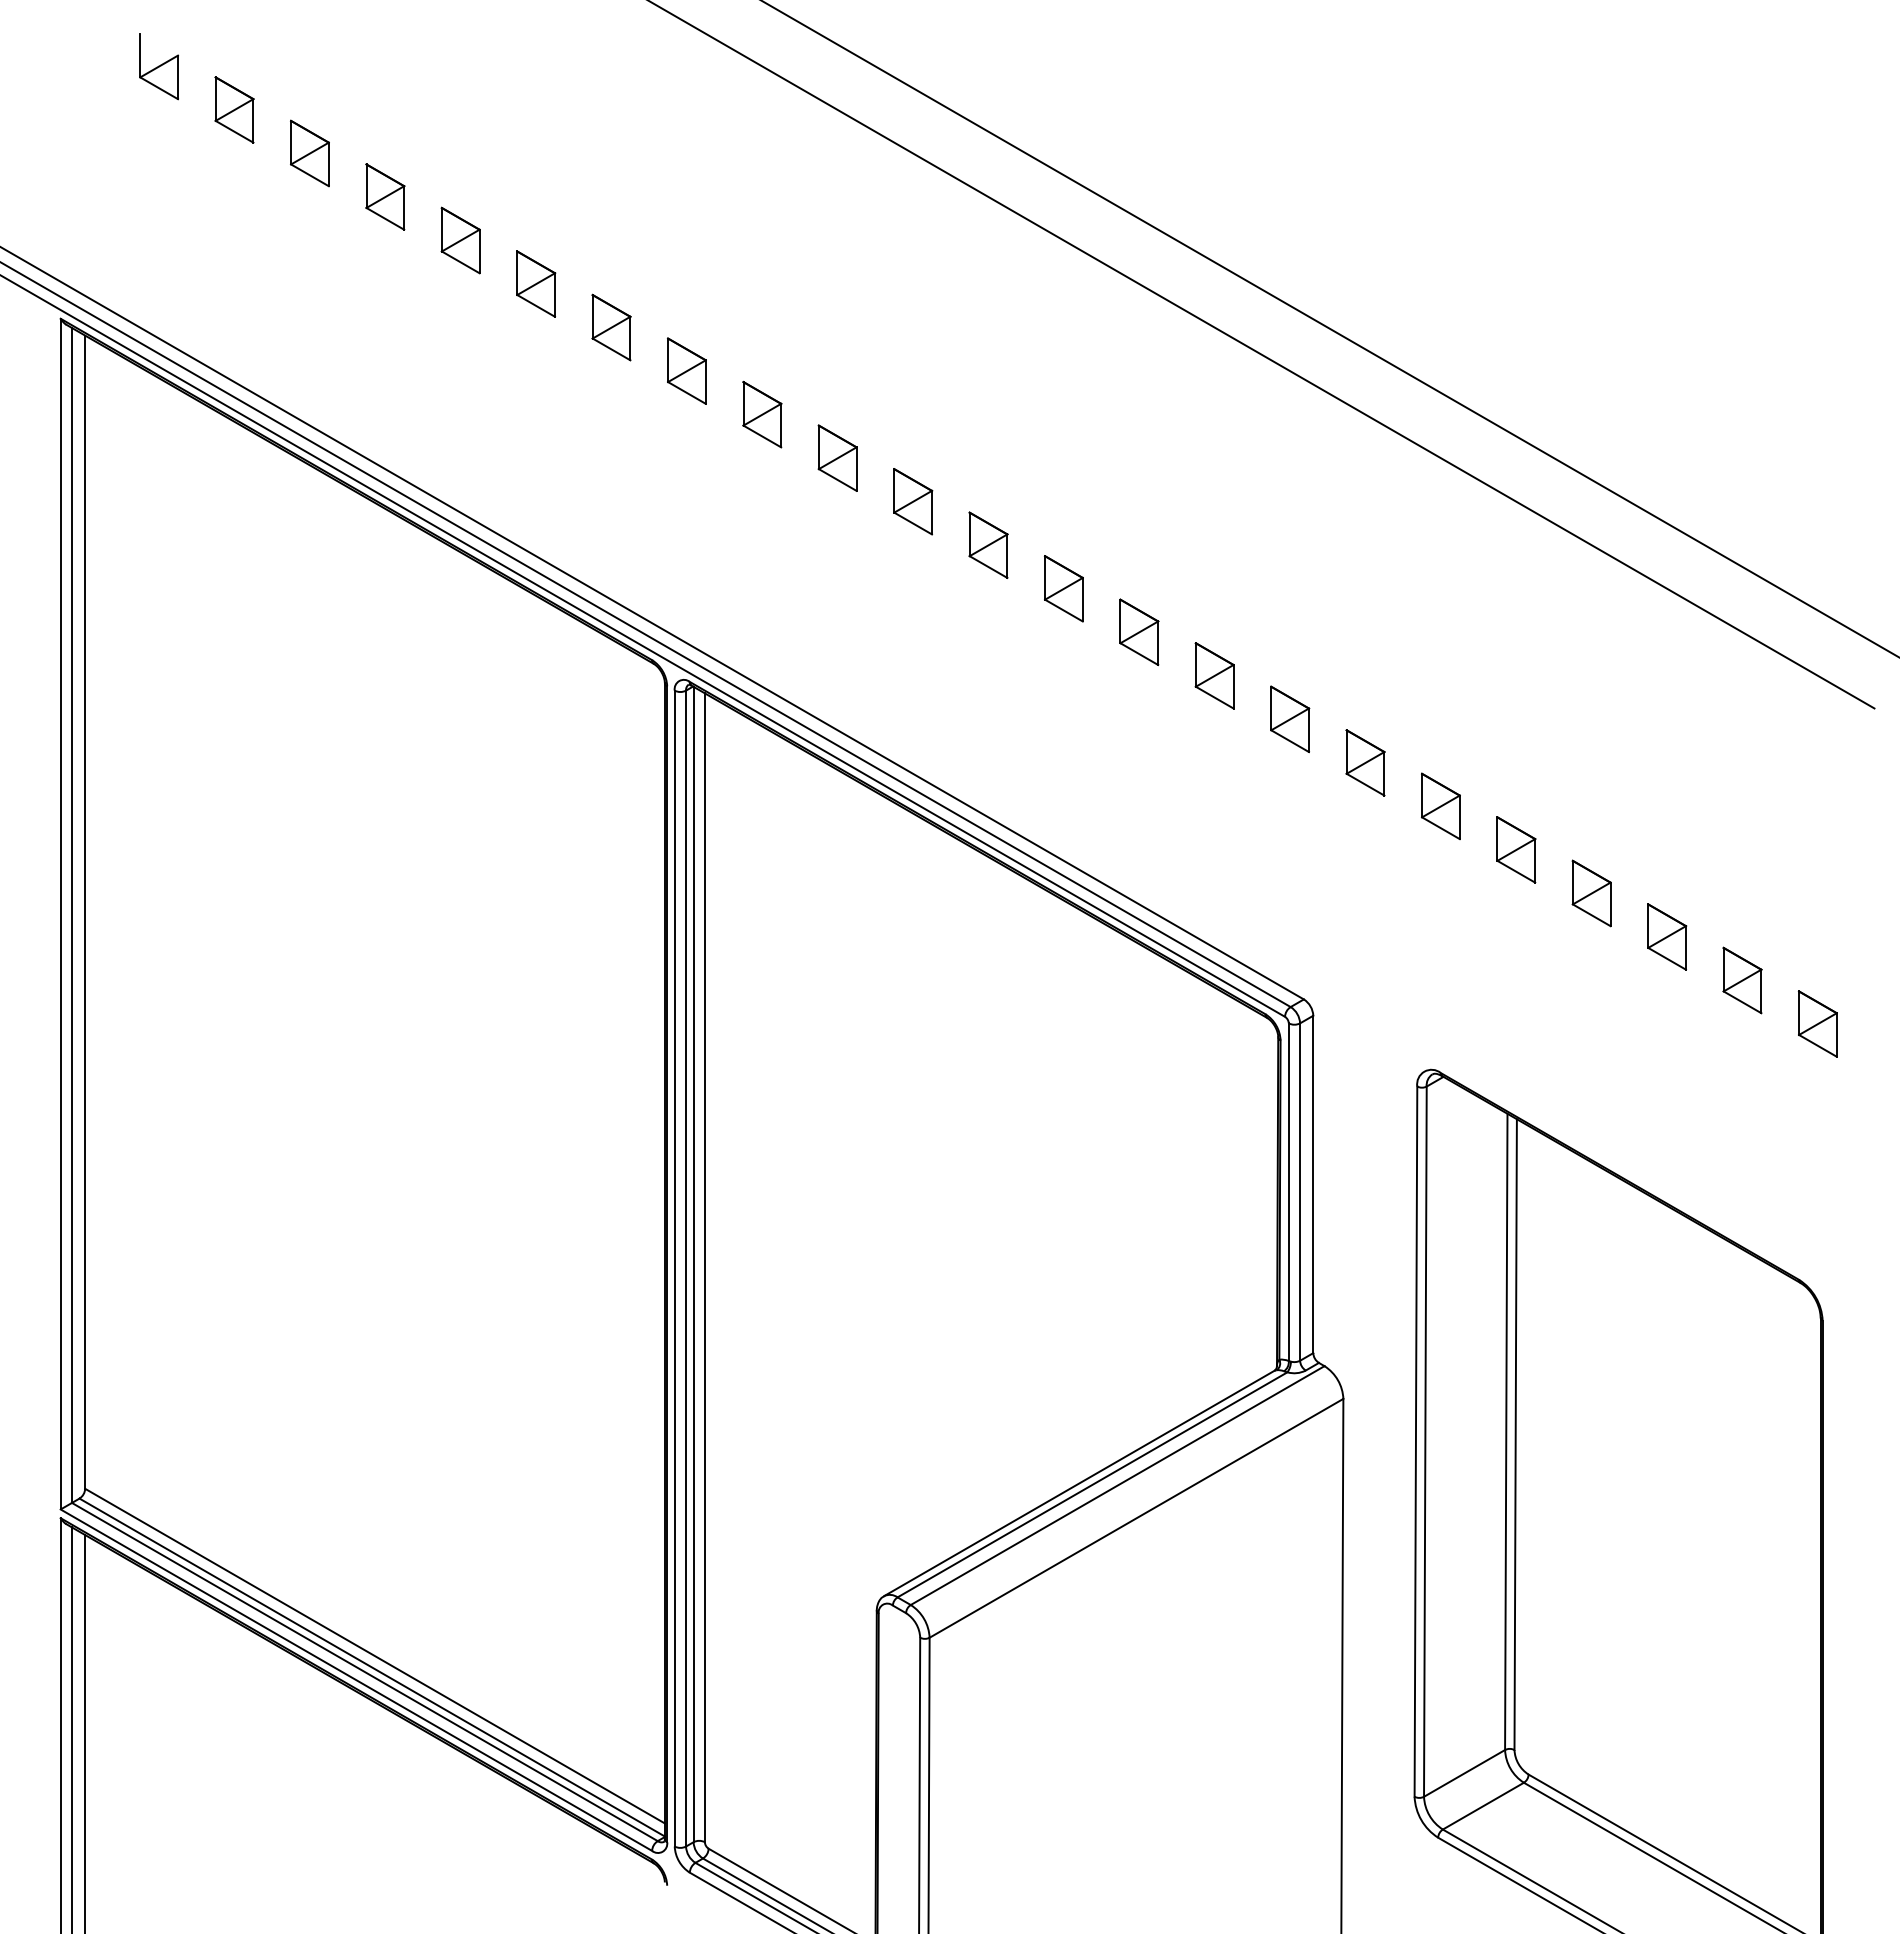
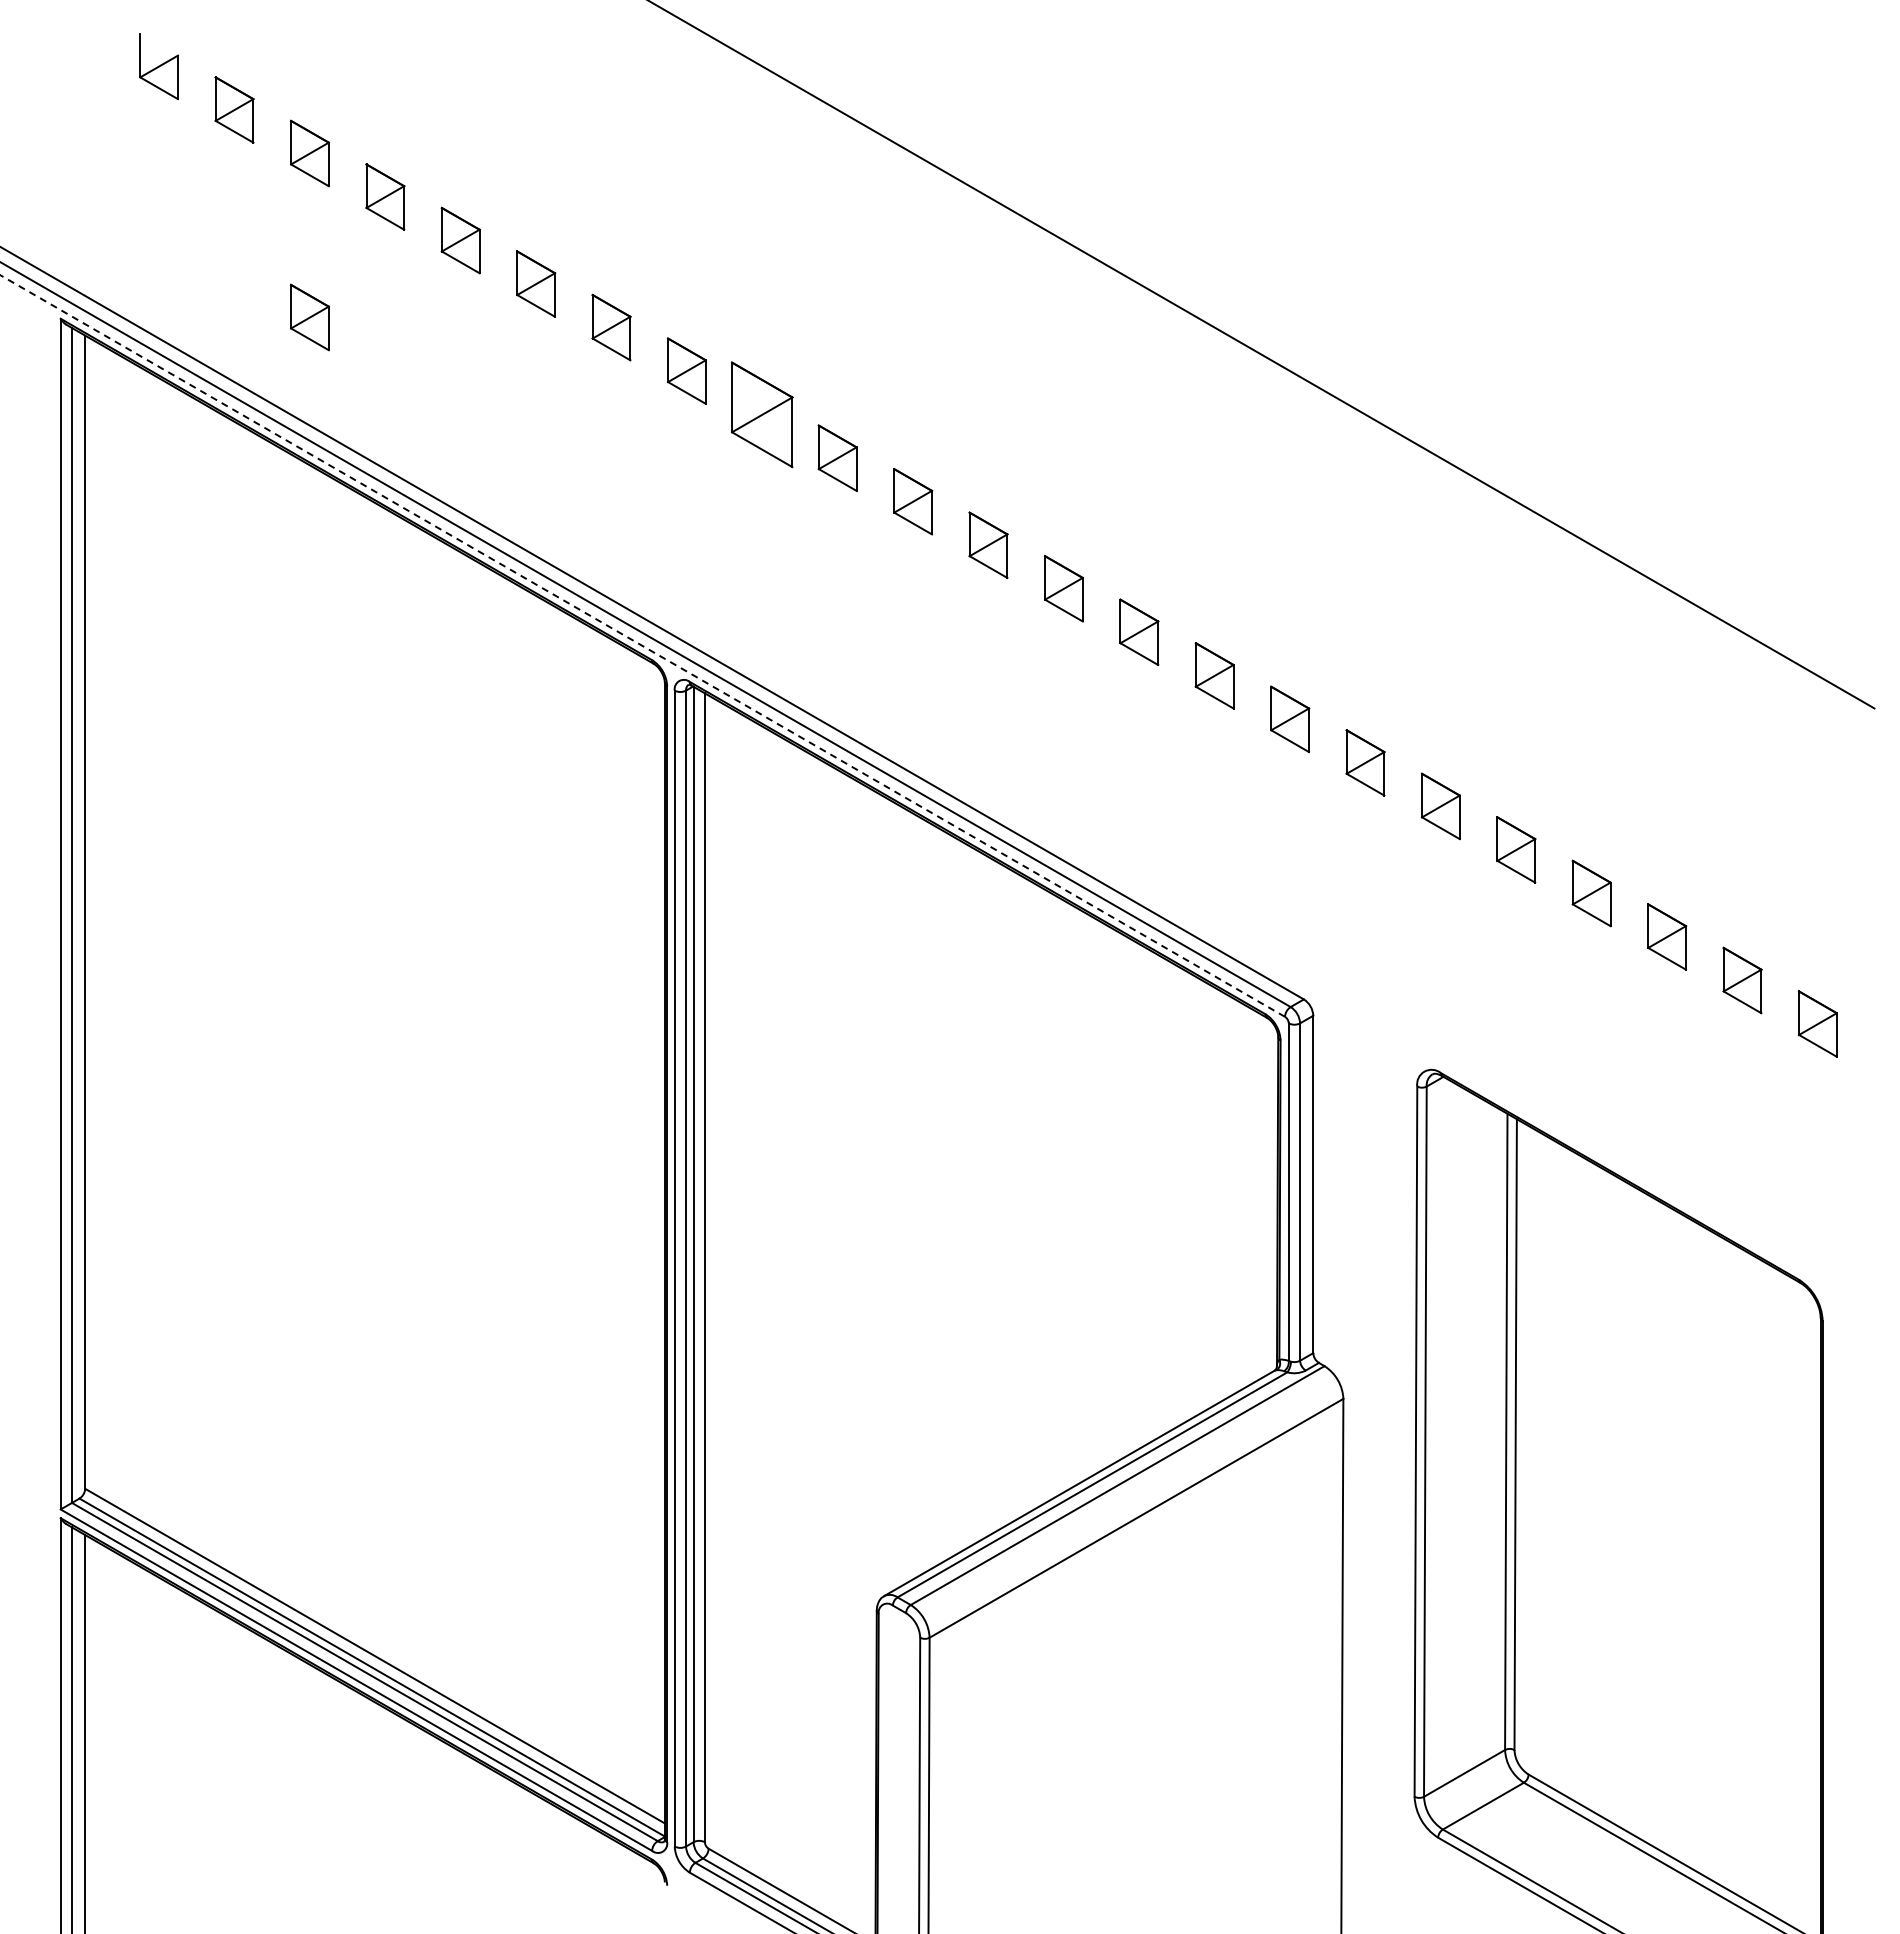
part: none -> present (309, 317)
line: present -> none (1330, 328)
part size: 41x69 px -> 63x108 px (762, 414)
line: solid -> dashed (642, 645)
